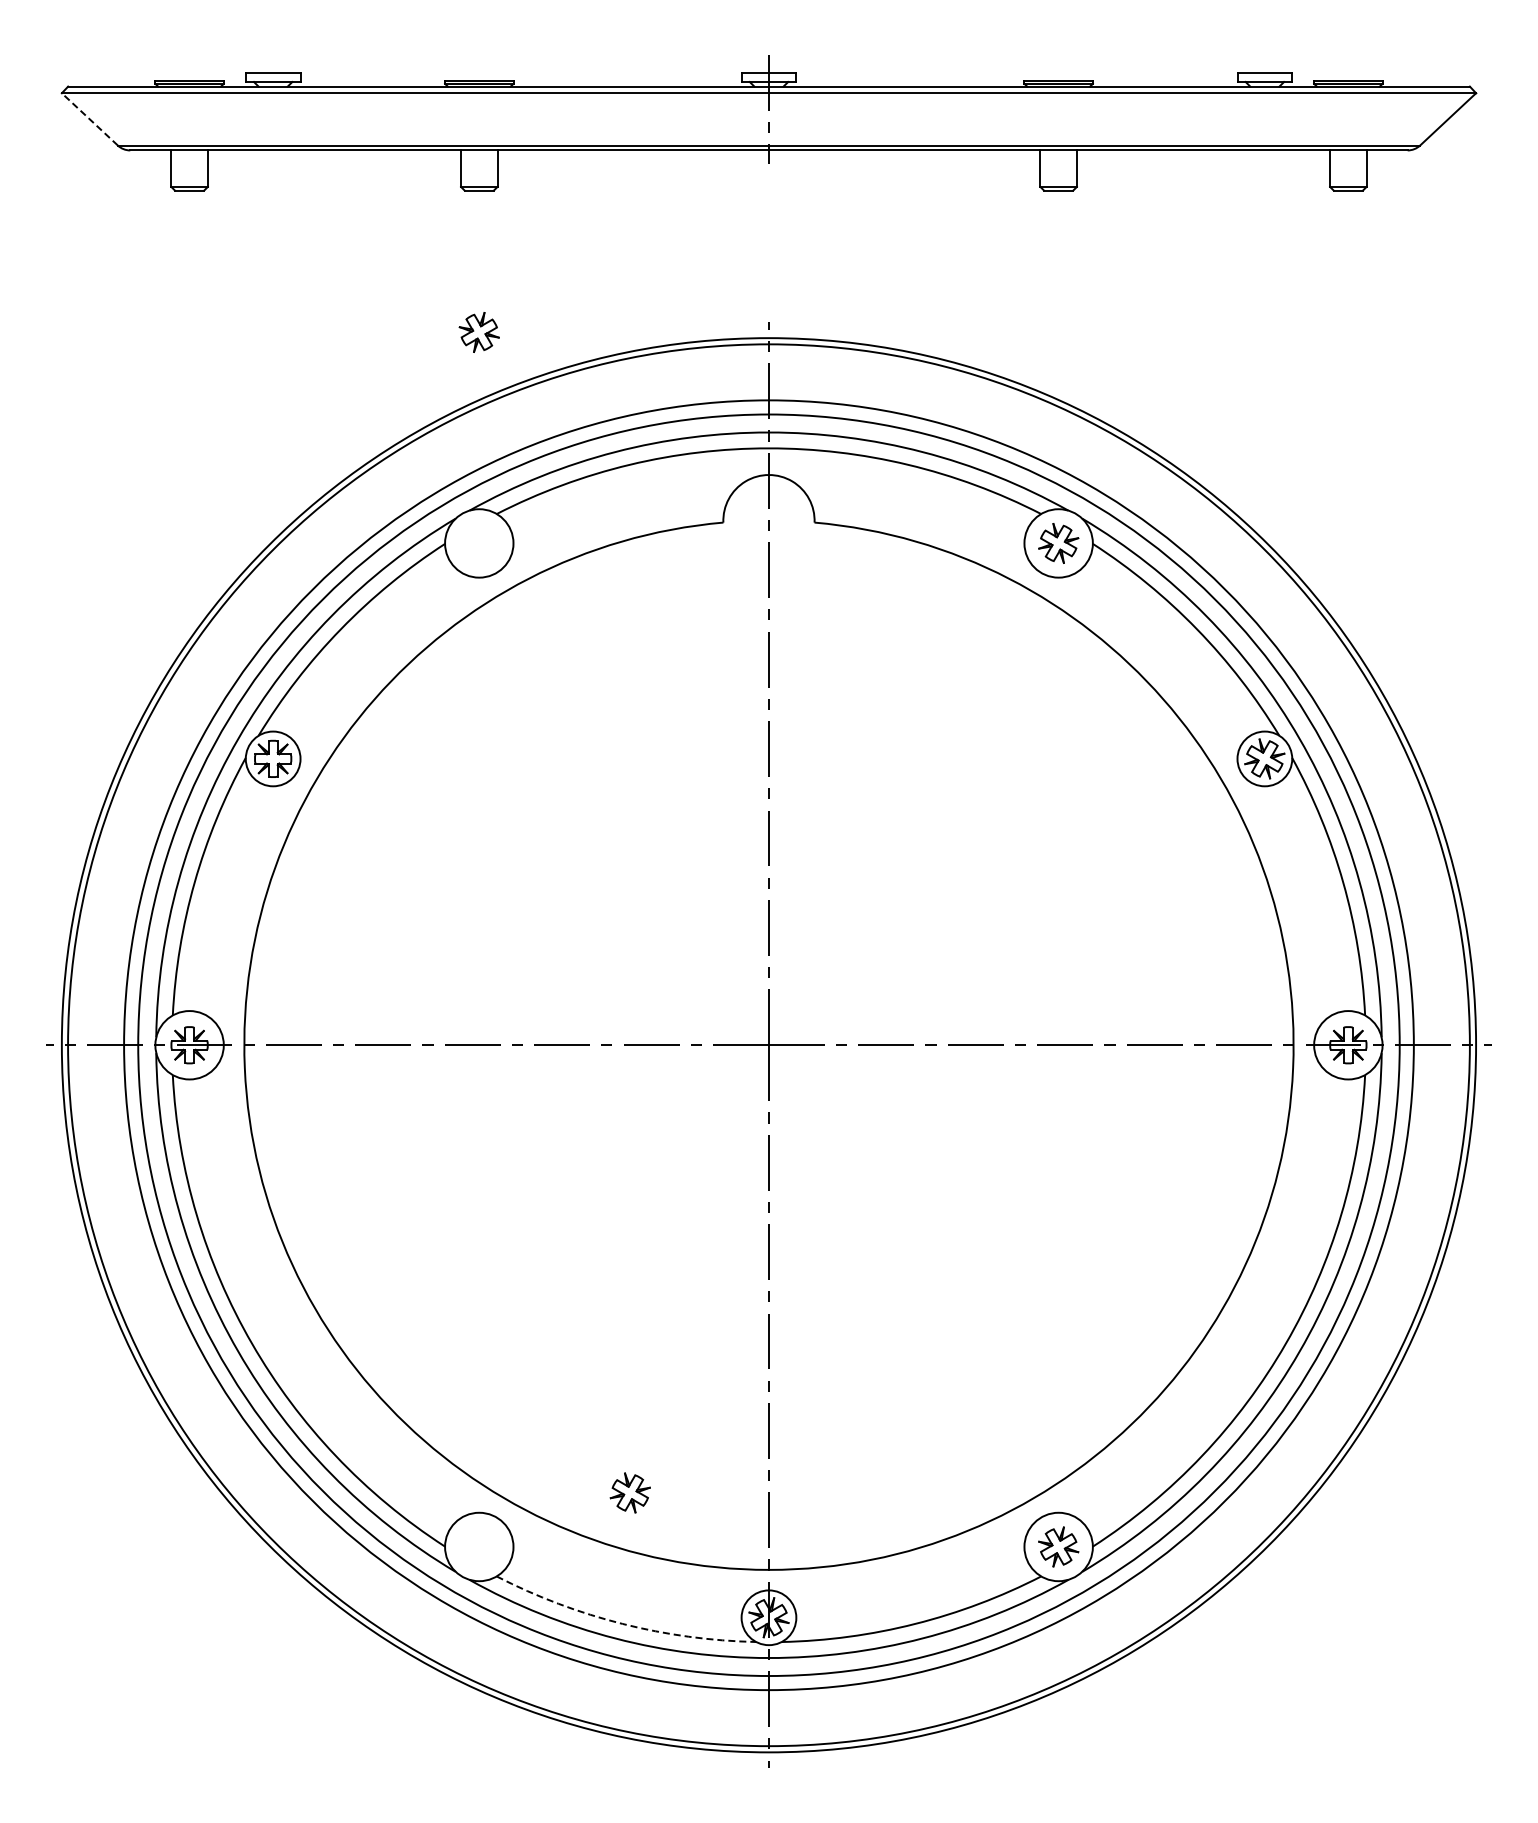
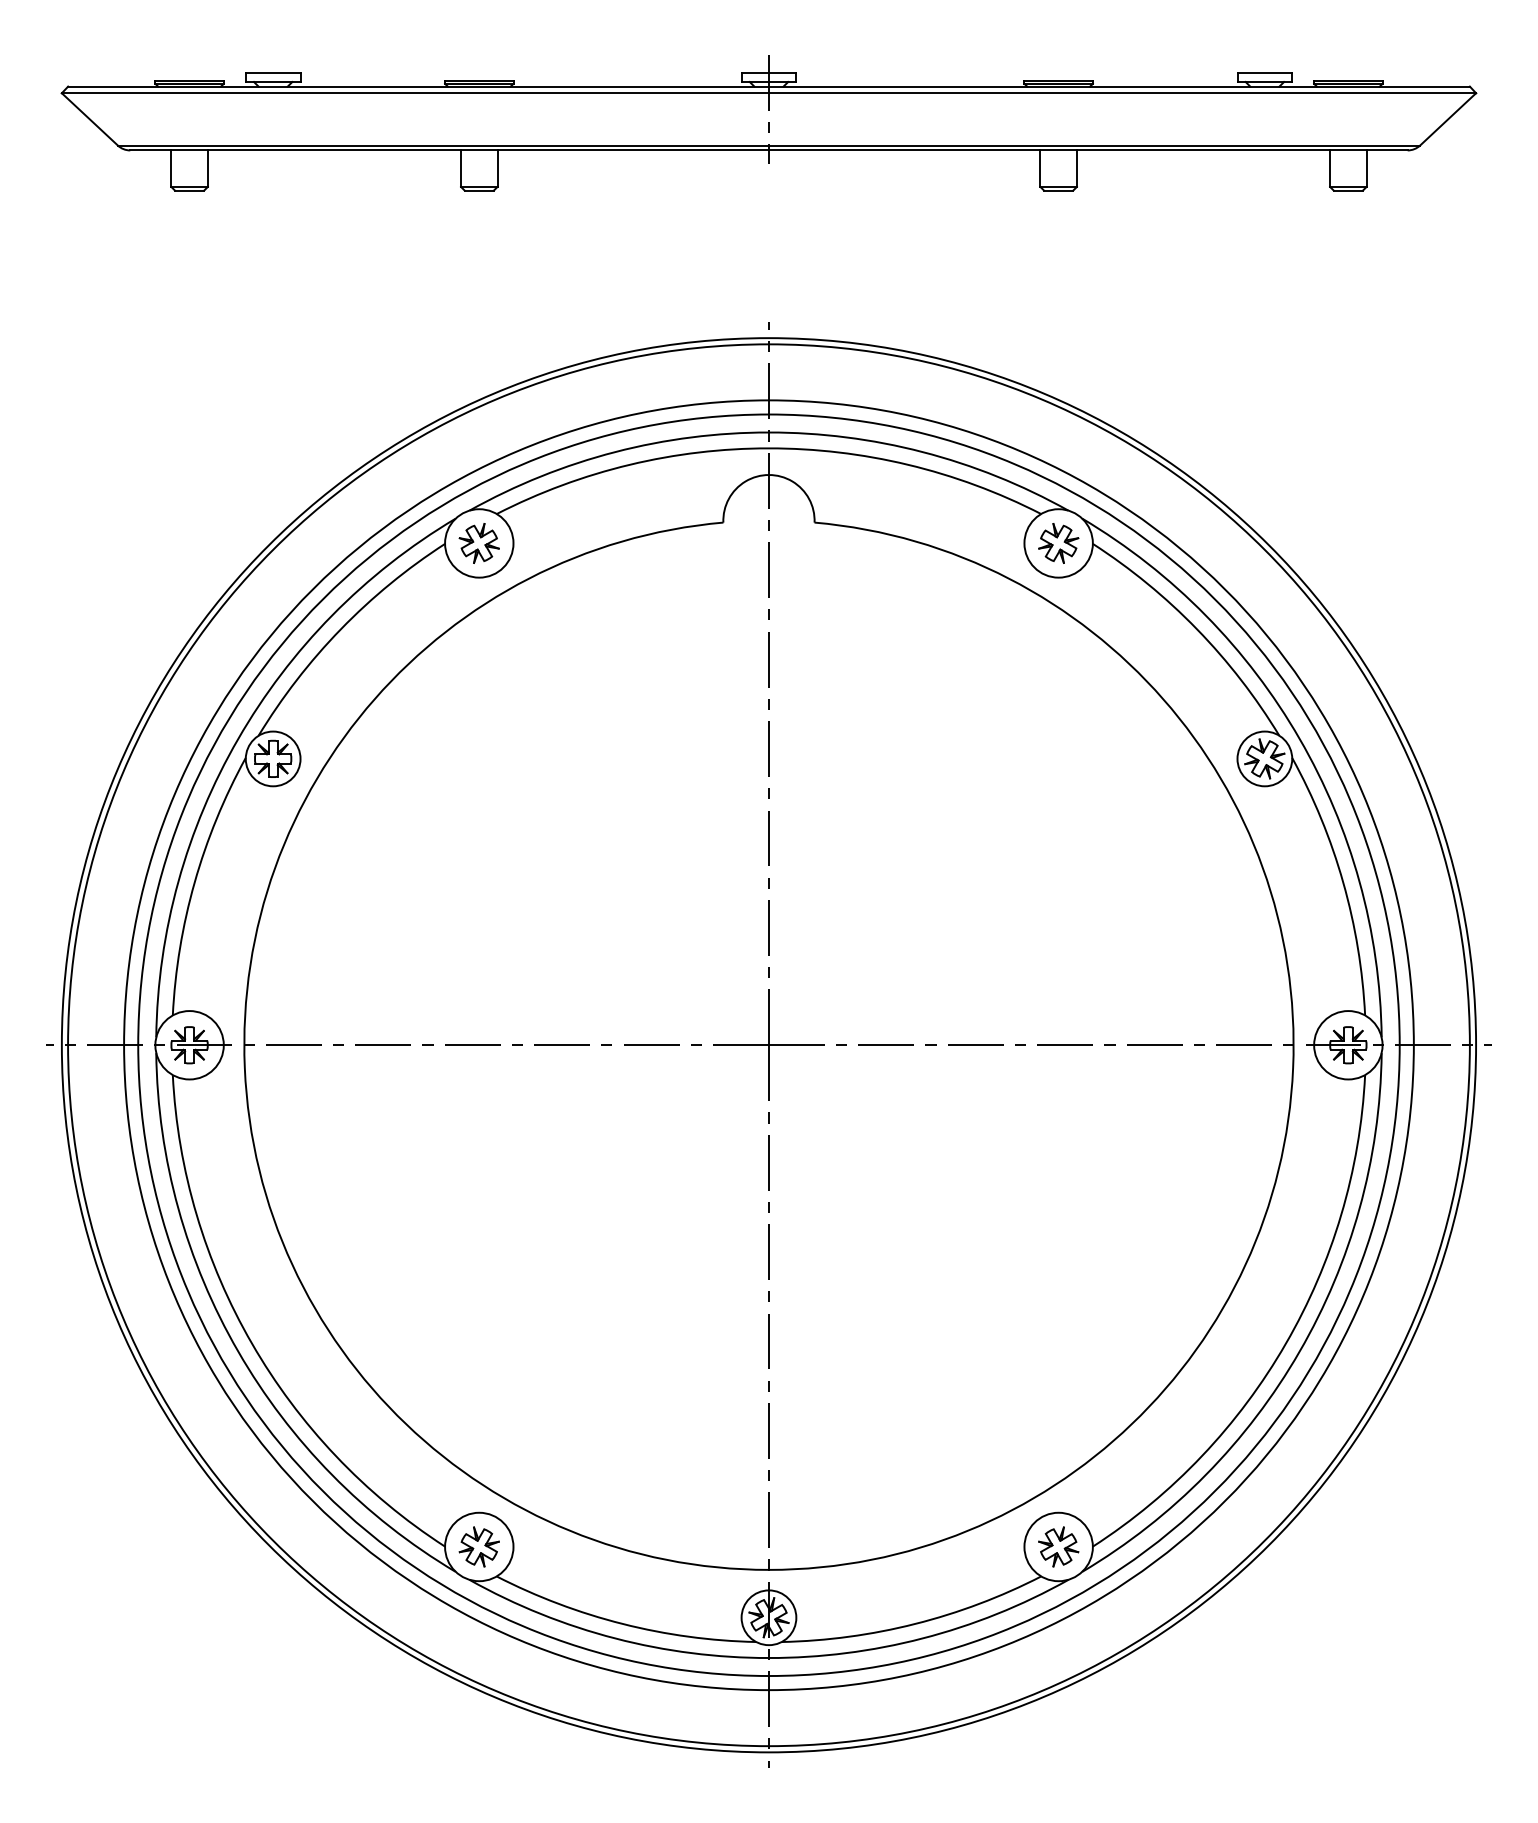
line: dashed -> solid (89, 119)
part position: (478, 332) -> (478, 543) (478, 543)
part position: (629, 1492) -> (478, 1546) (478, 1546)
arc: dashed -> solid (622, 1623)
